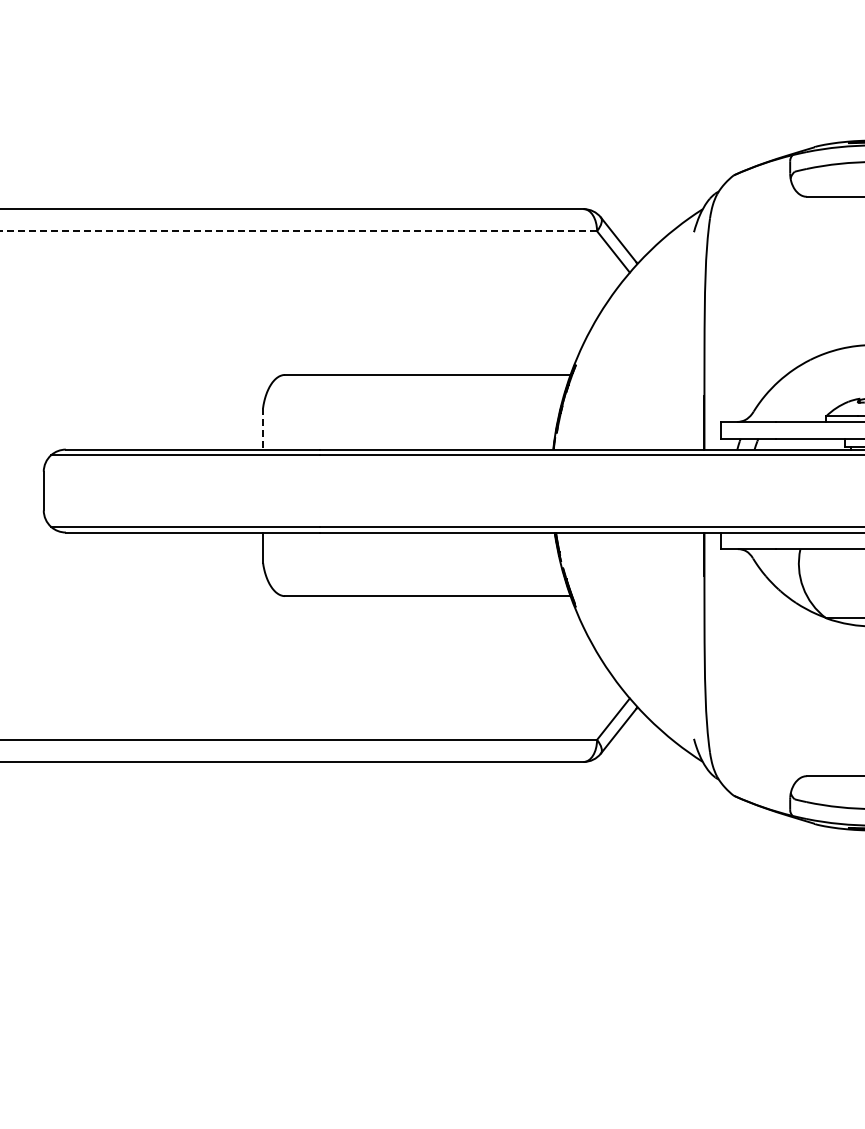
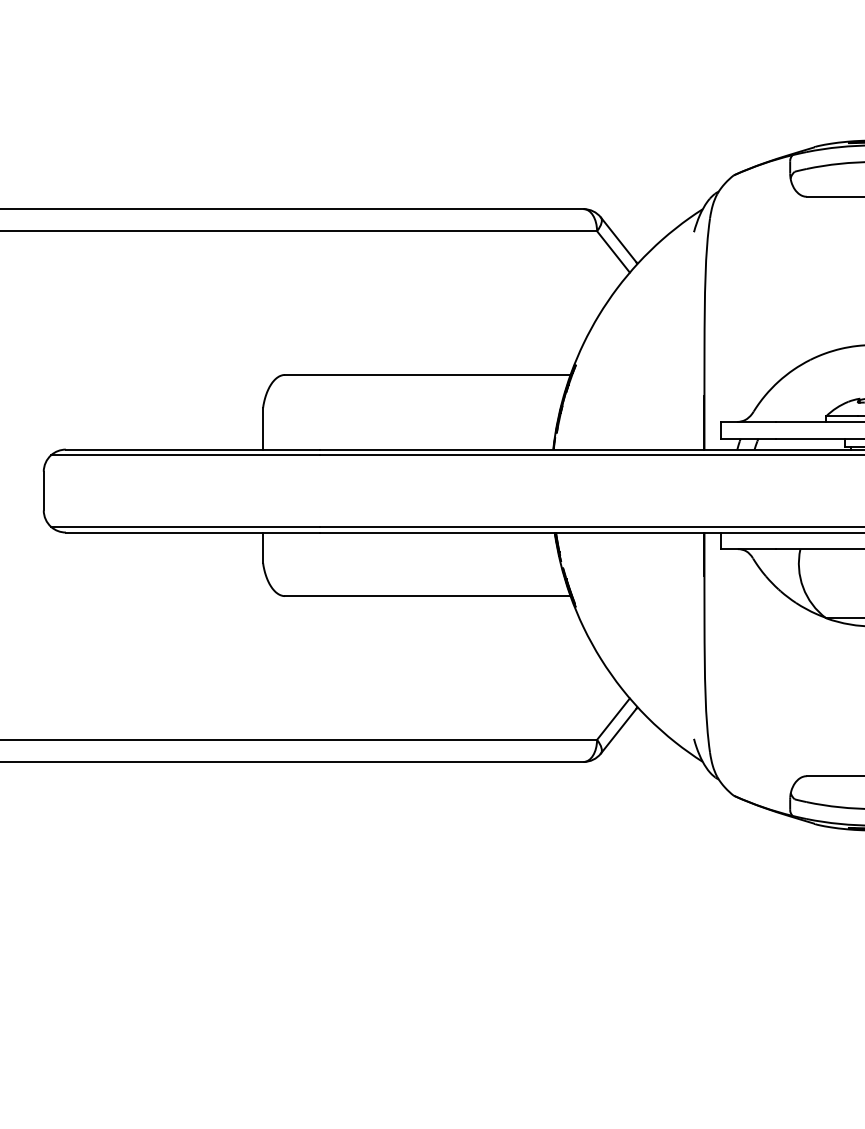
line: dashed -> solid (298, 231)
line: dashed -> solid (263, 428)
